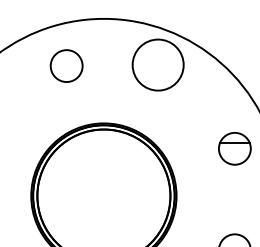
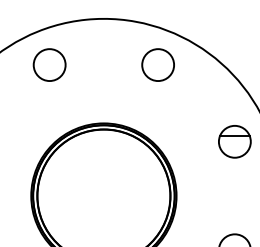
circle diameter: 51 px -> 32 px (158, 65)
circle position: (66, 65) -> (49, 64) (49, 64)
part position: (234, 148) -> (234, 141) (234, 141)
